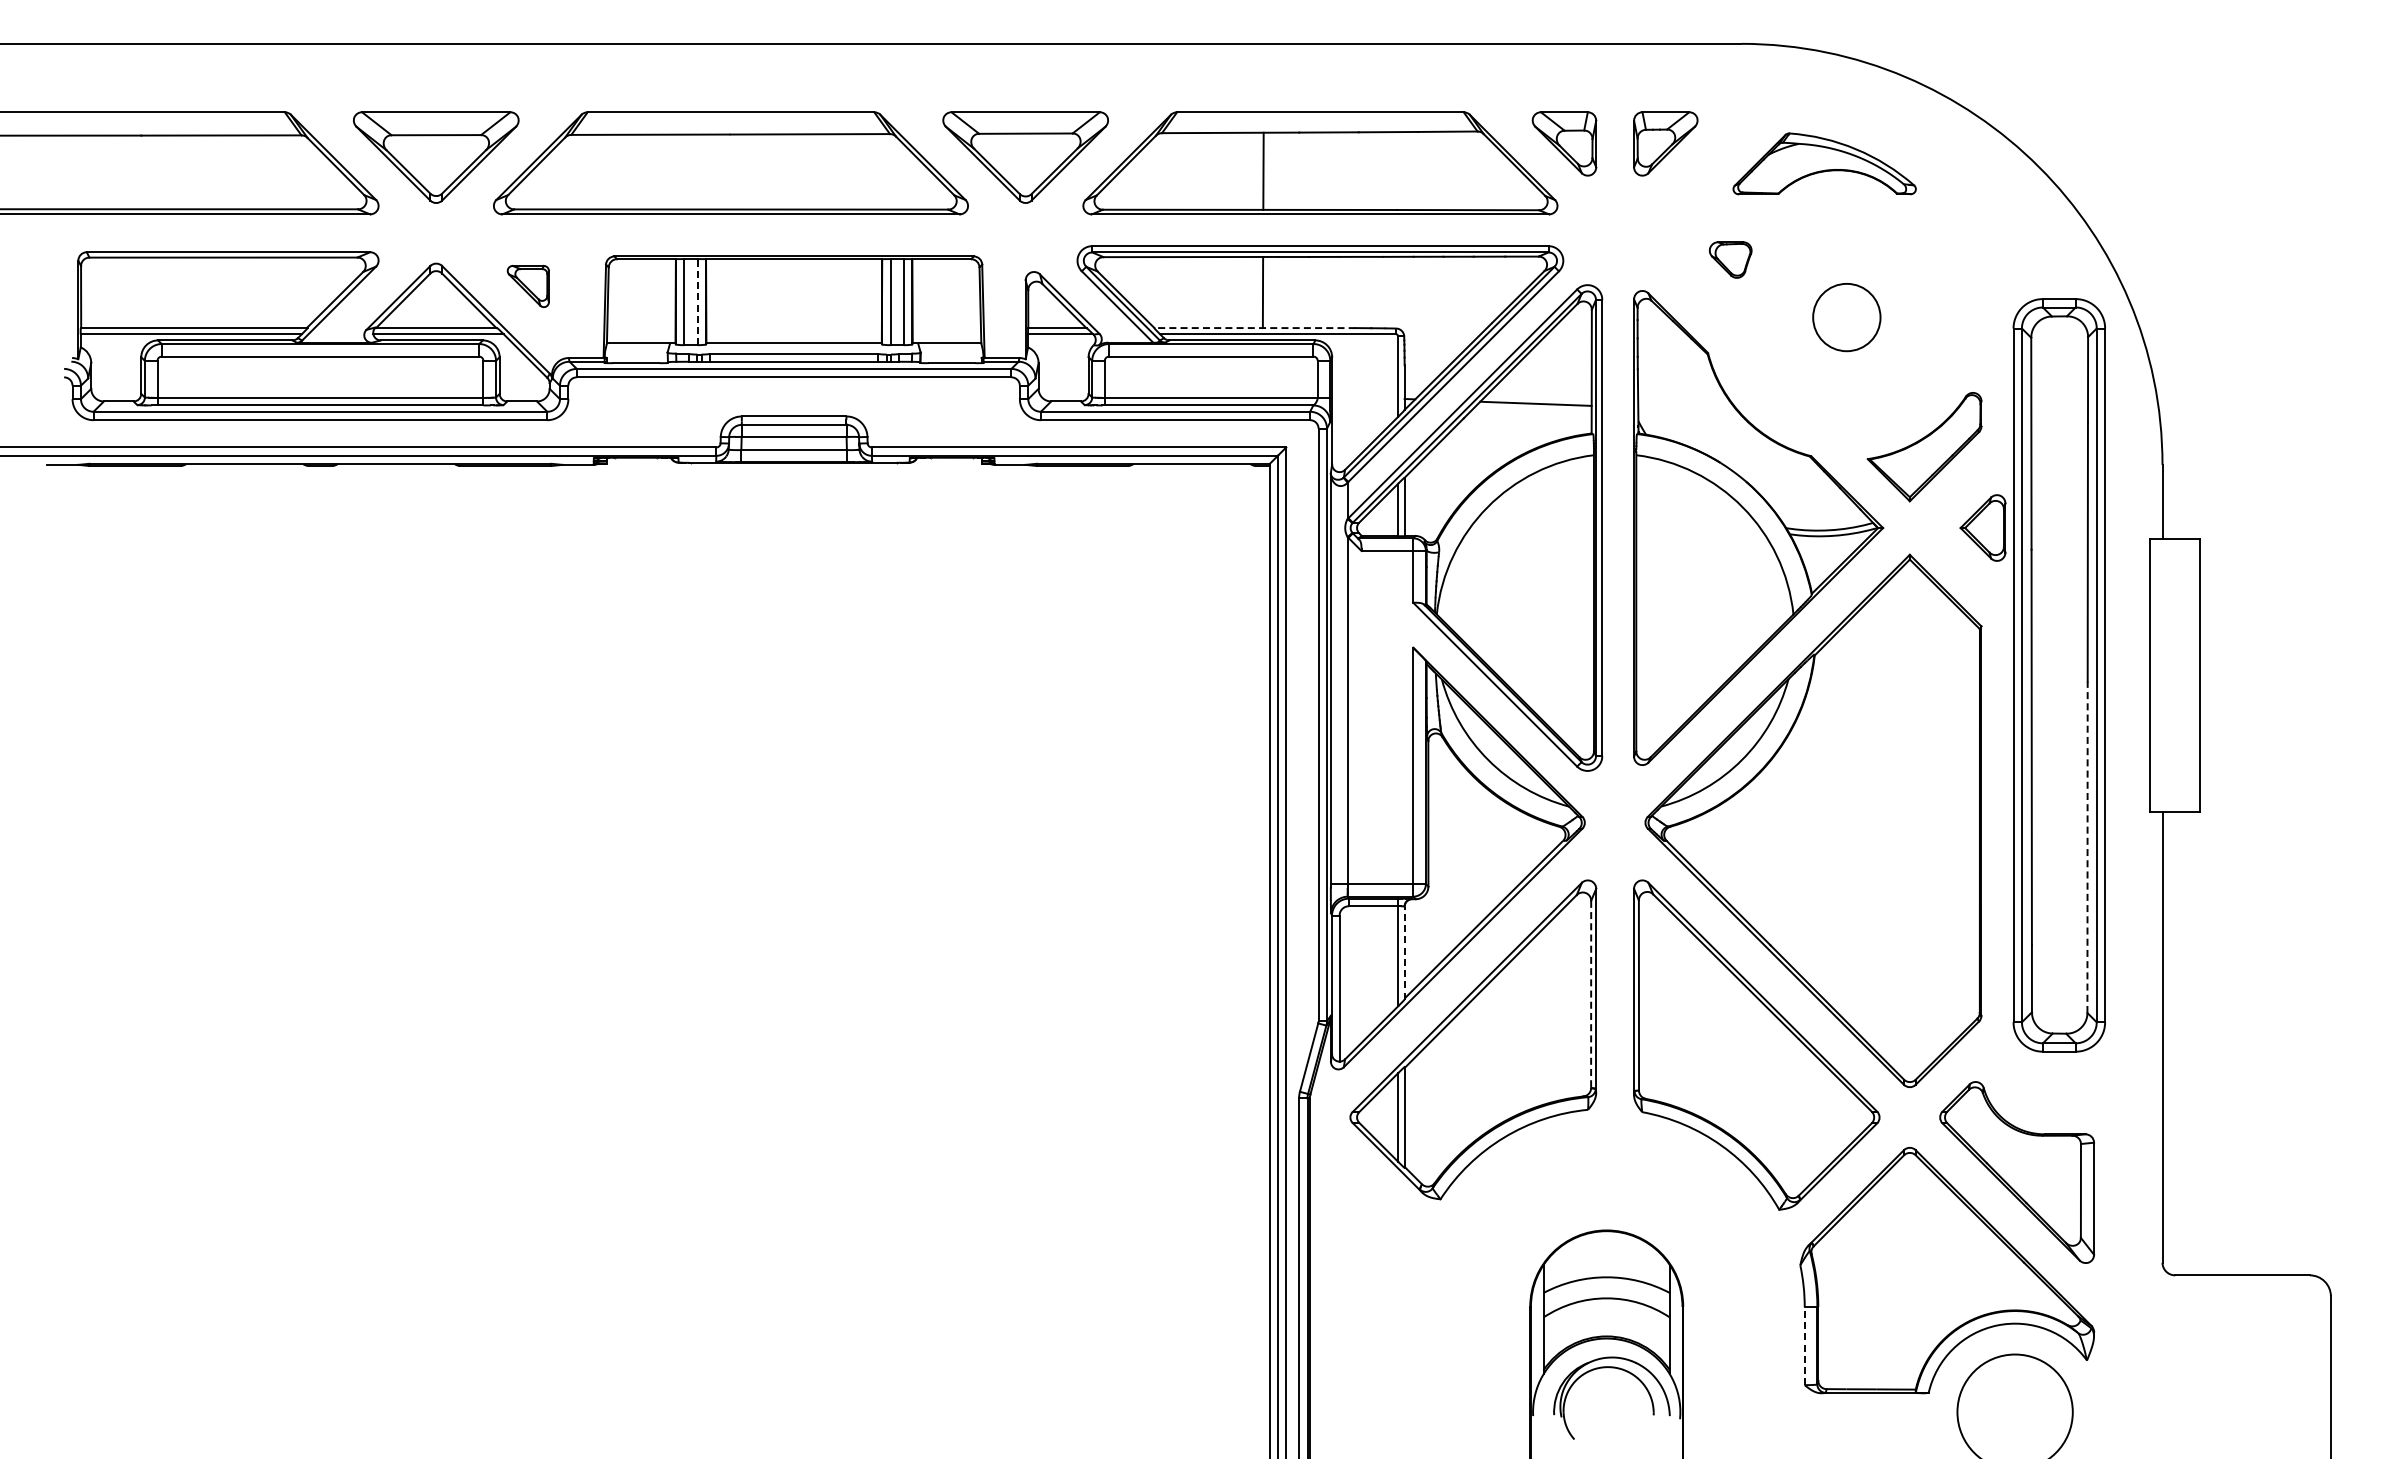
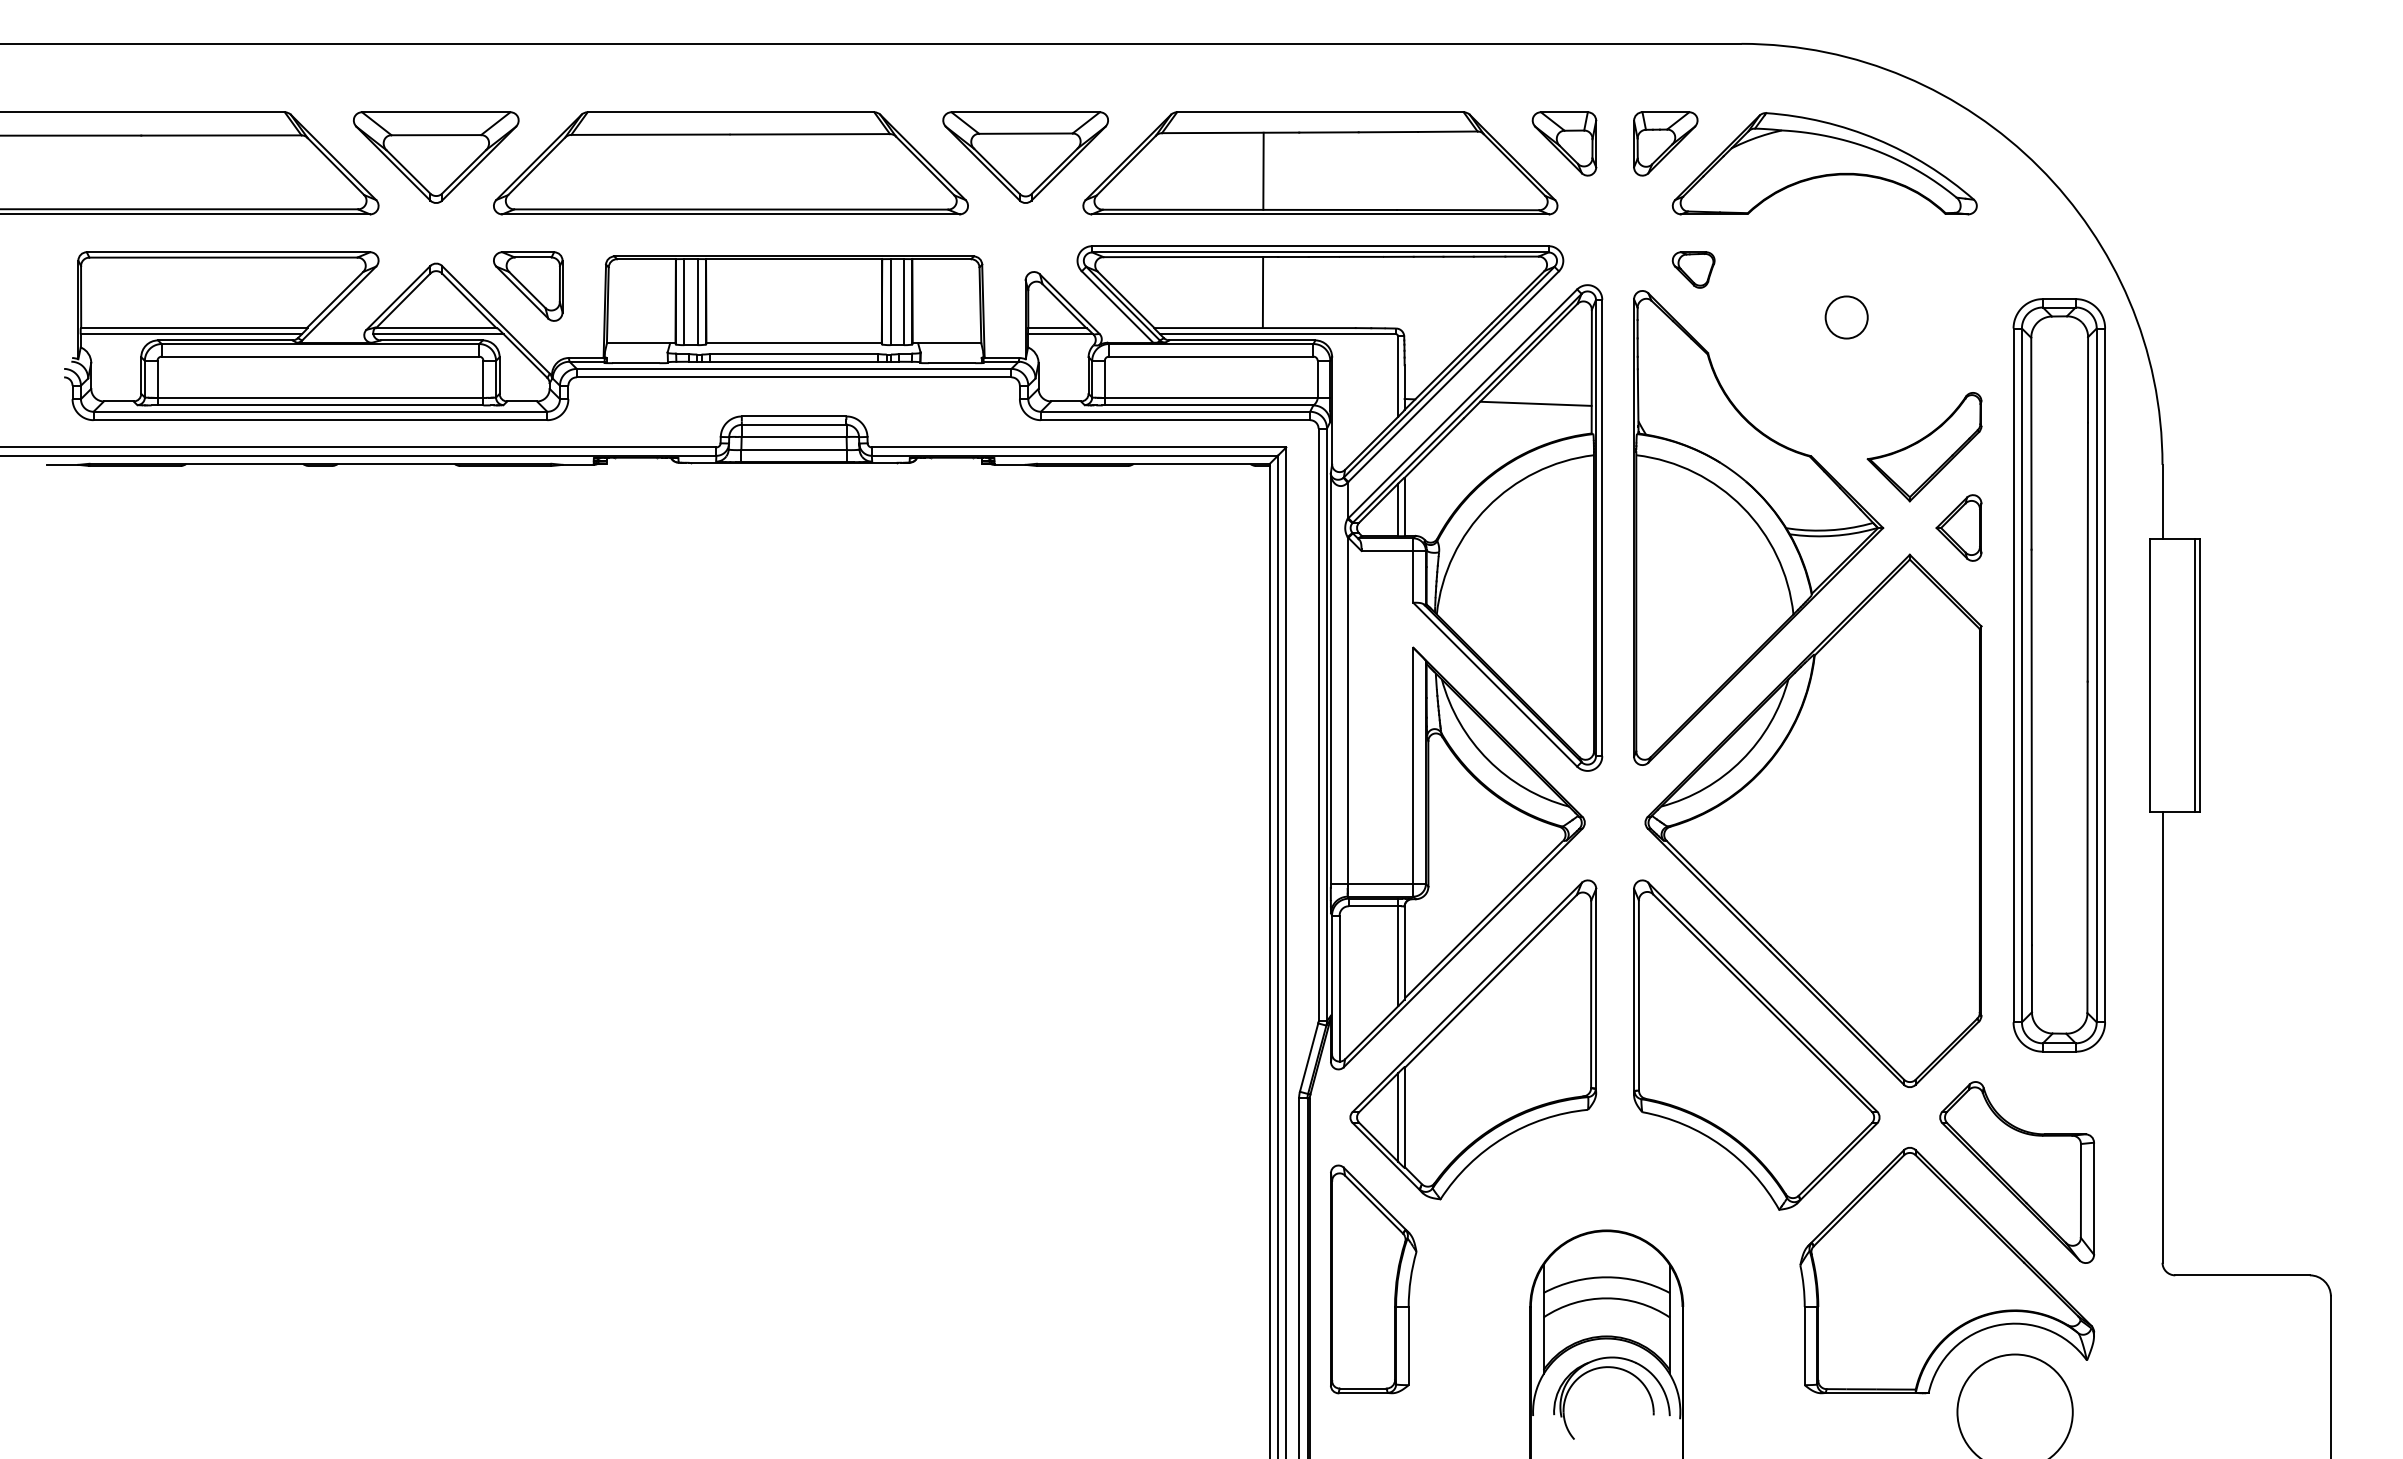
part size: 185x64 px -> 307x104 px (1824, 163)
part position: (1730, 259) -> (1693, 269) (1693, 269)
part size: 44x44 px -> 71x71 px (528, 286)
line: dashed -> solid (697, 301)
circle size: 70x70 px -> 45x45 px (1846, 317)
line: dashed -> solid (1254, 328)
part position: (1982, 527) -> (1958, 527) (1958, 527)
line: none -> present (2195, 675)
line: dashed -> solid (2087, 847)
line: dashed -> solid (1404, 953)
line: dashed -> solid (1591, 994)
part: none -> present (1373, 1279)
line: dashed -> solid (1804, 1345)
